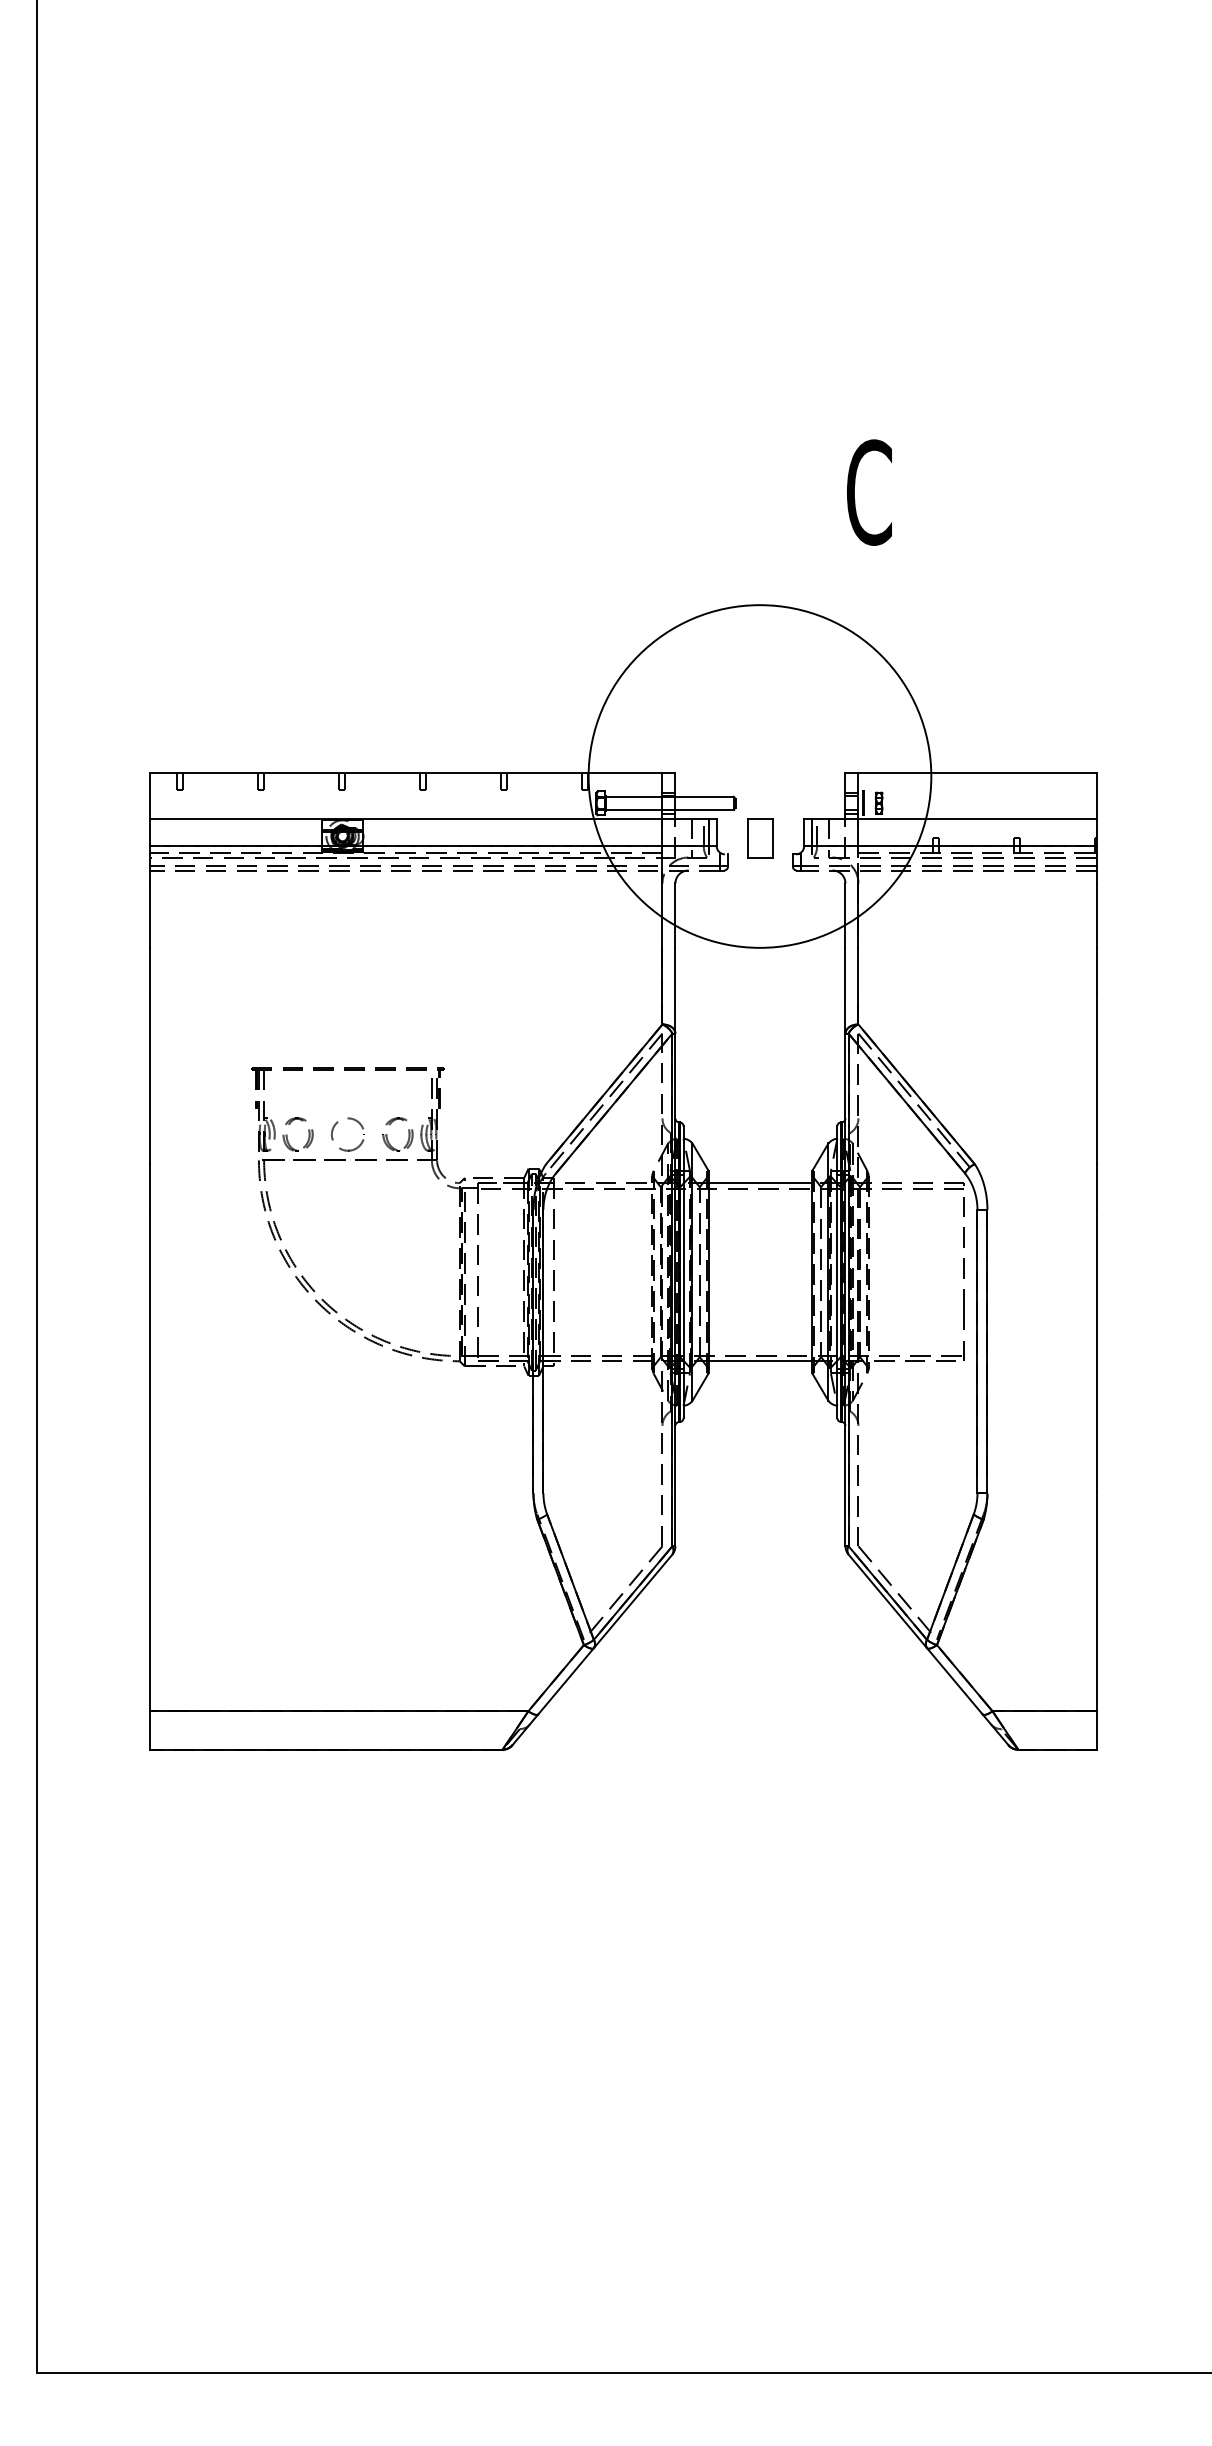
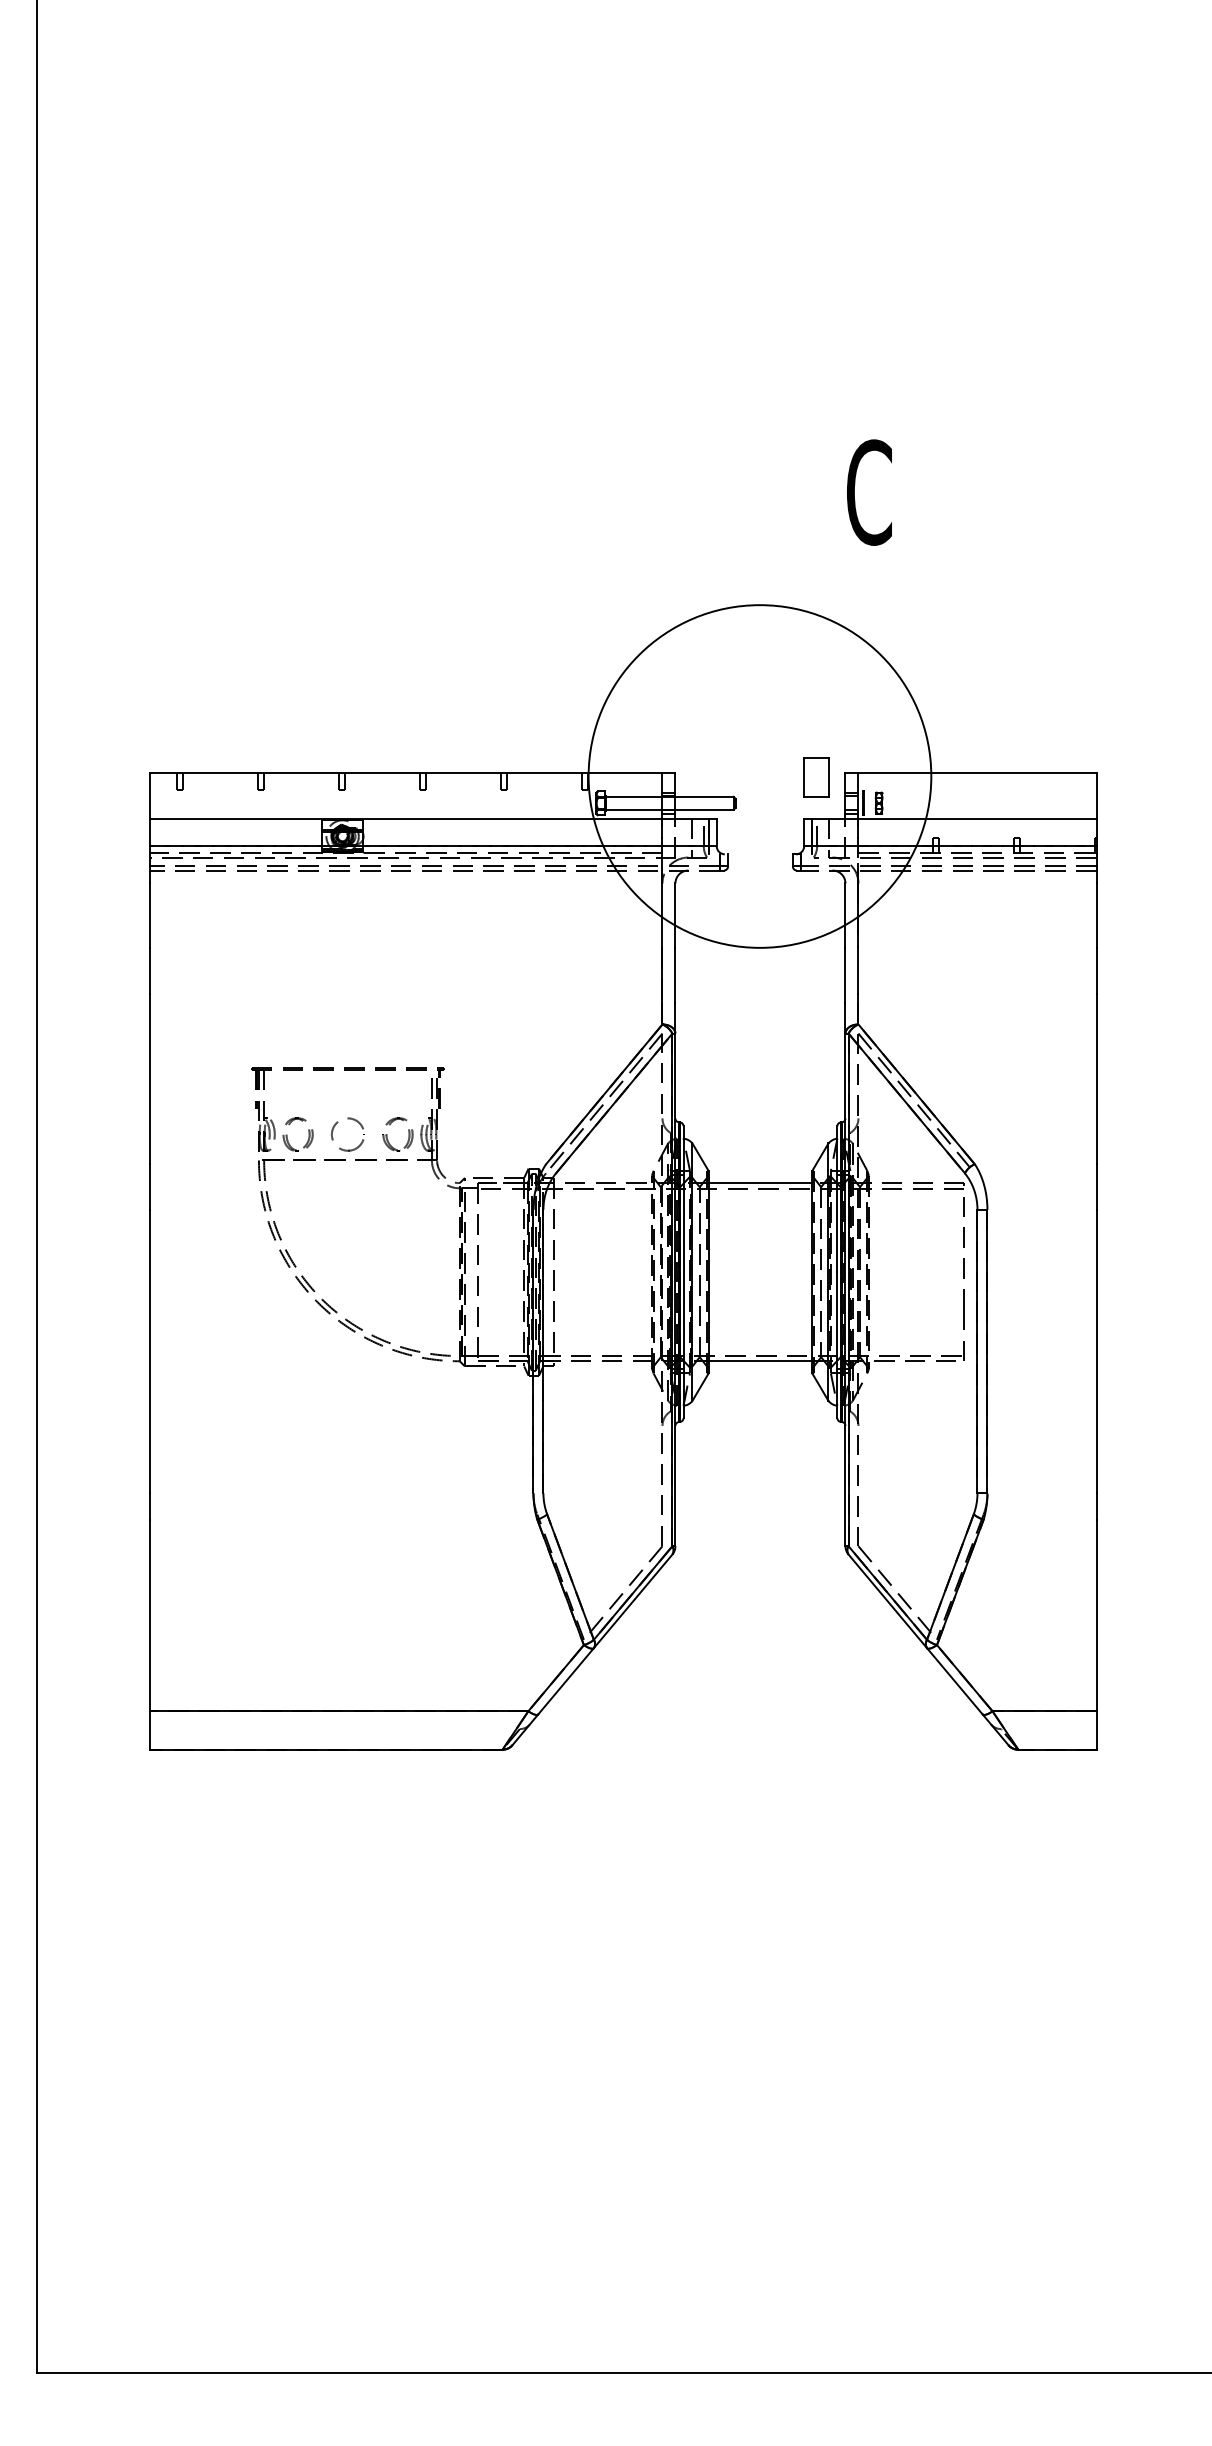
part position: (760, 838) -> (816, 777) (816, 777)
